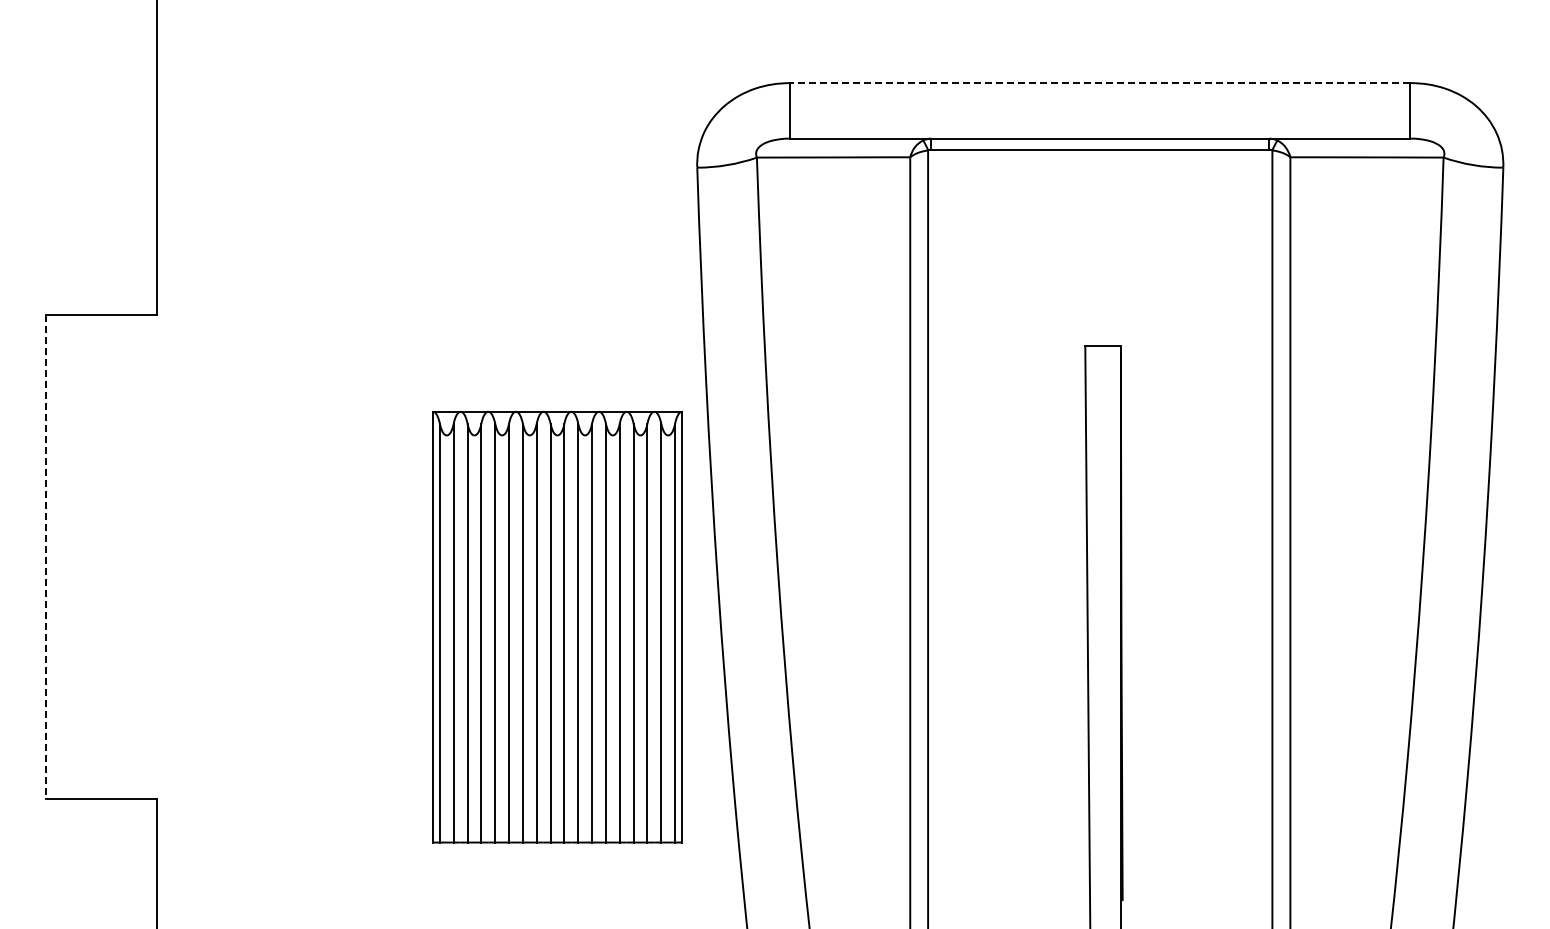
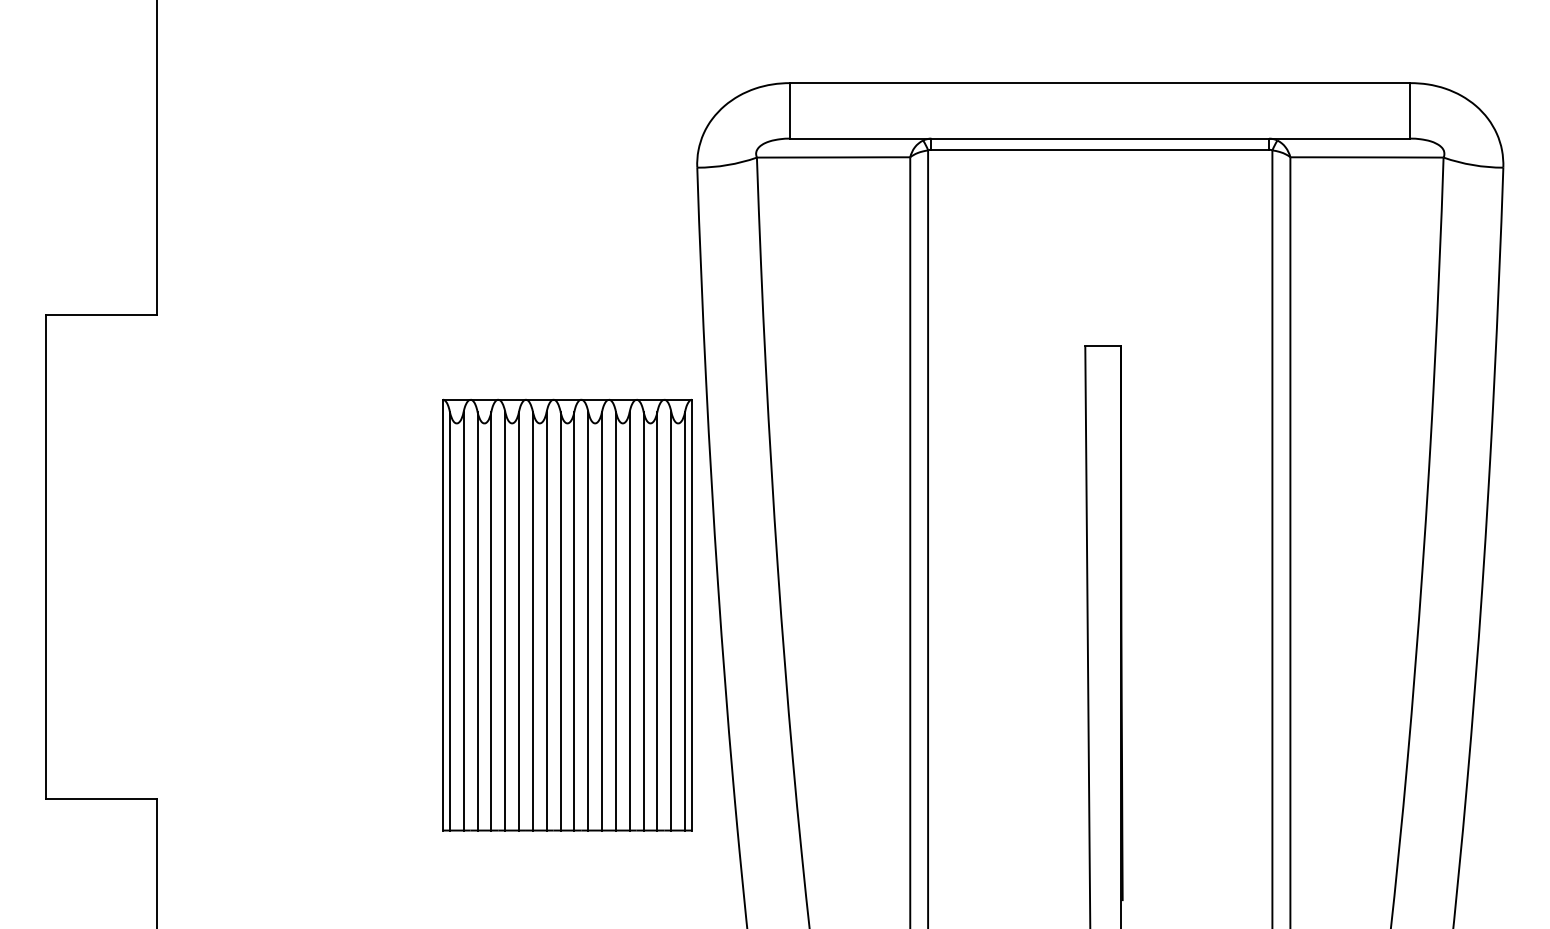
line: dashed -> solid (1099, 83)
line: dashed -> solid (46, 557)
part position: (557, 626) -> (567, 614) (567, 614)
